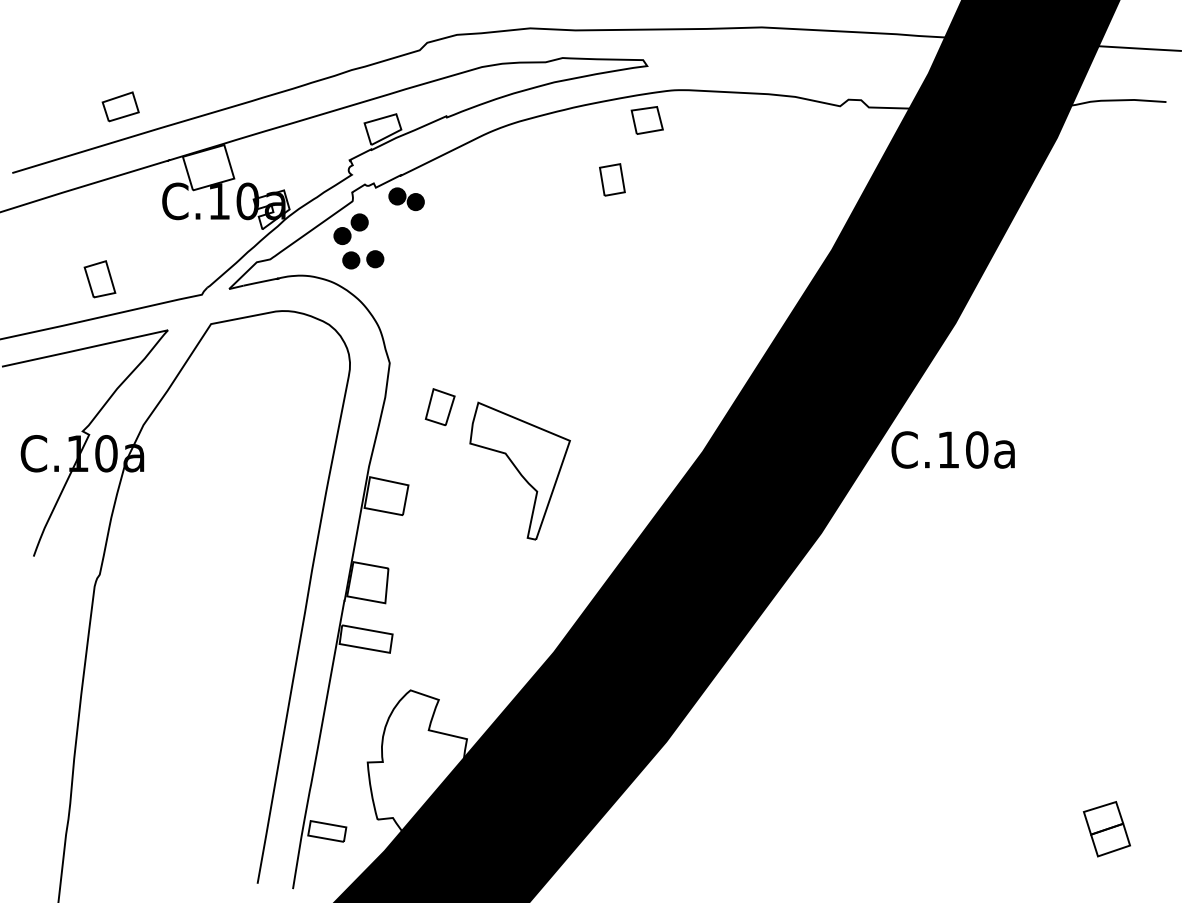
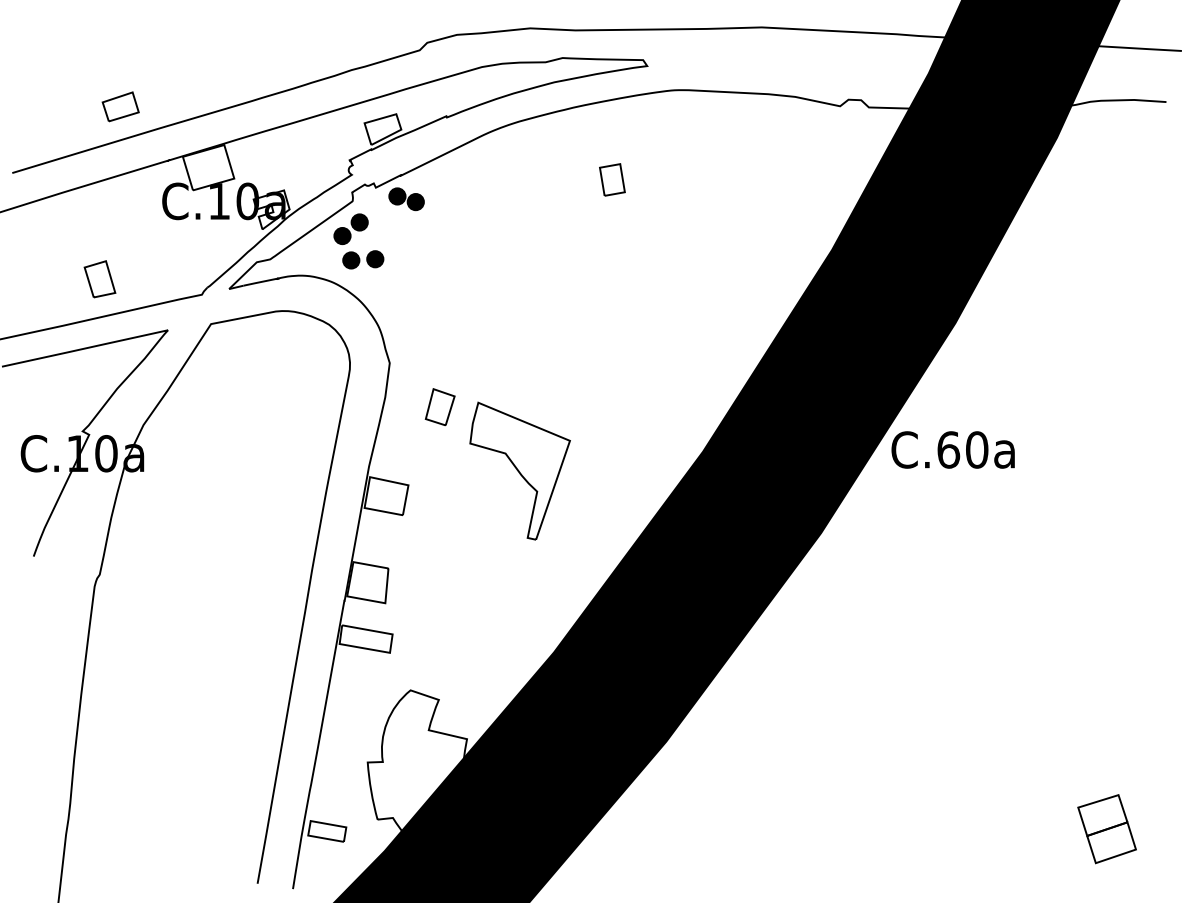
part: present -> none (646, 120)
text: C.10a -> C.60a (948, 449)
part size: 49x57 px -> 60x71 px (1106, 829)
